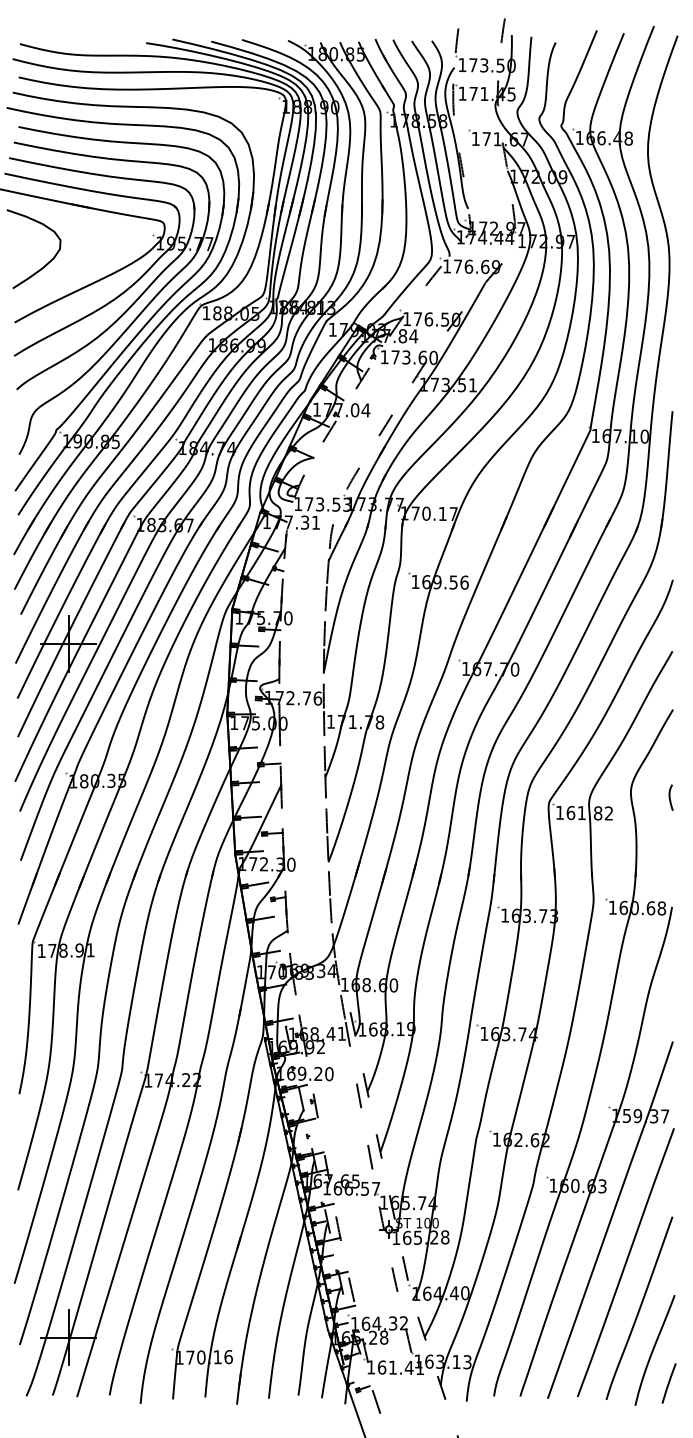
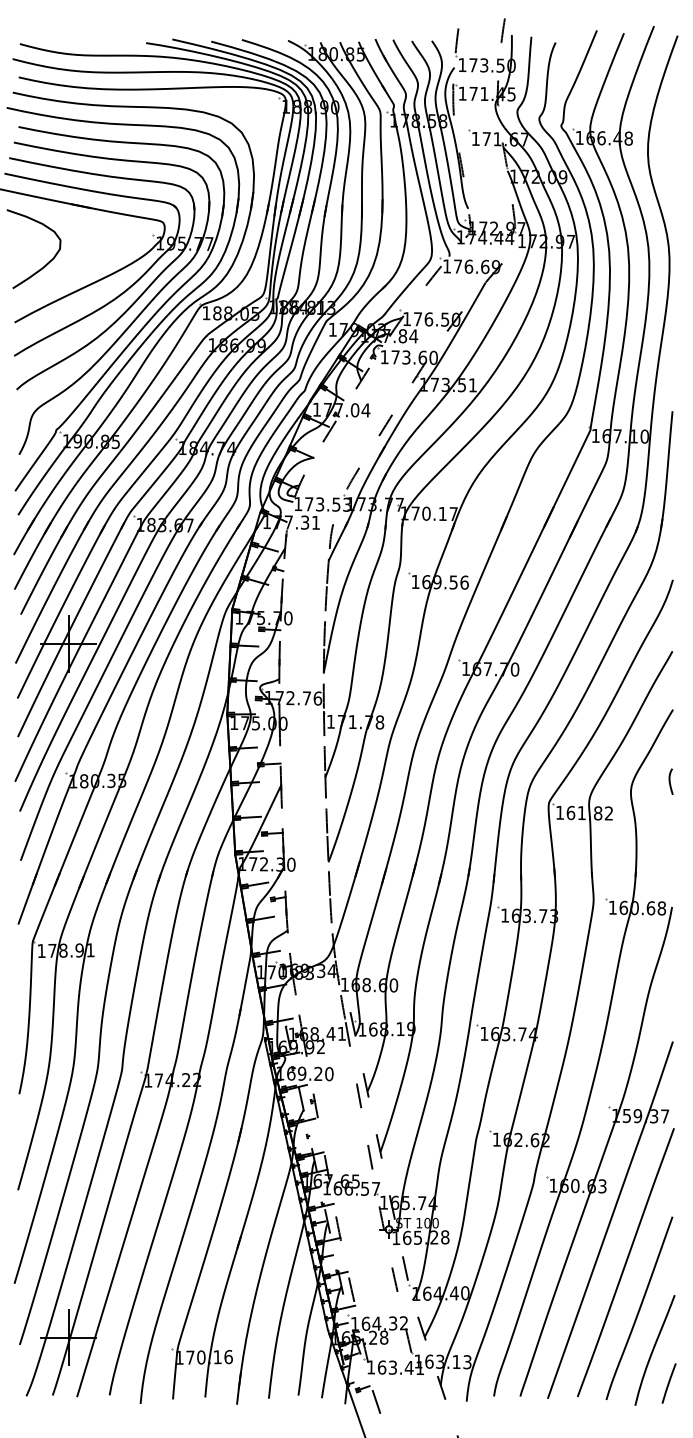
curve position: (670, 797) -> (670, 781) (670, 781)
text: 161.41 -> 163.41 (392, 1367)
